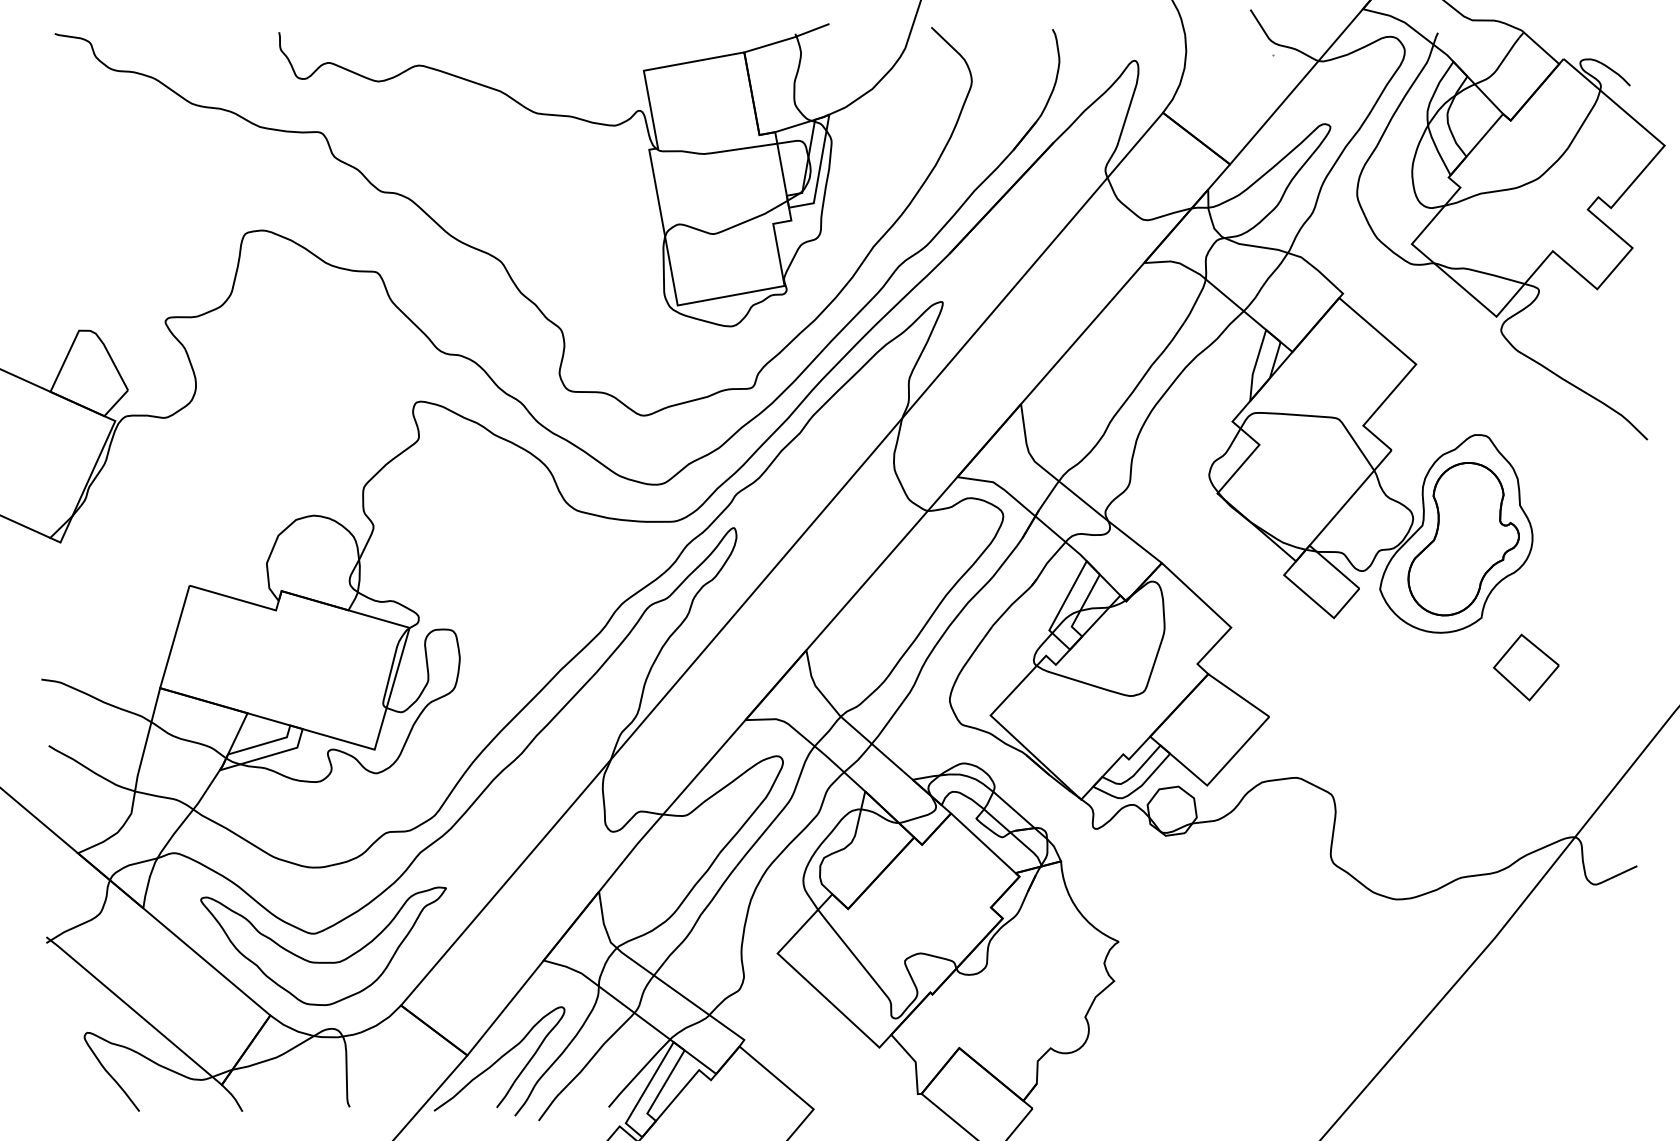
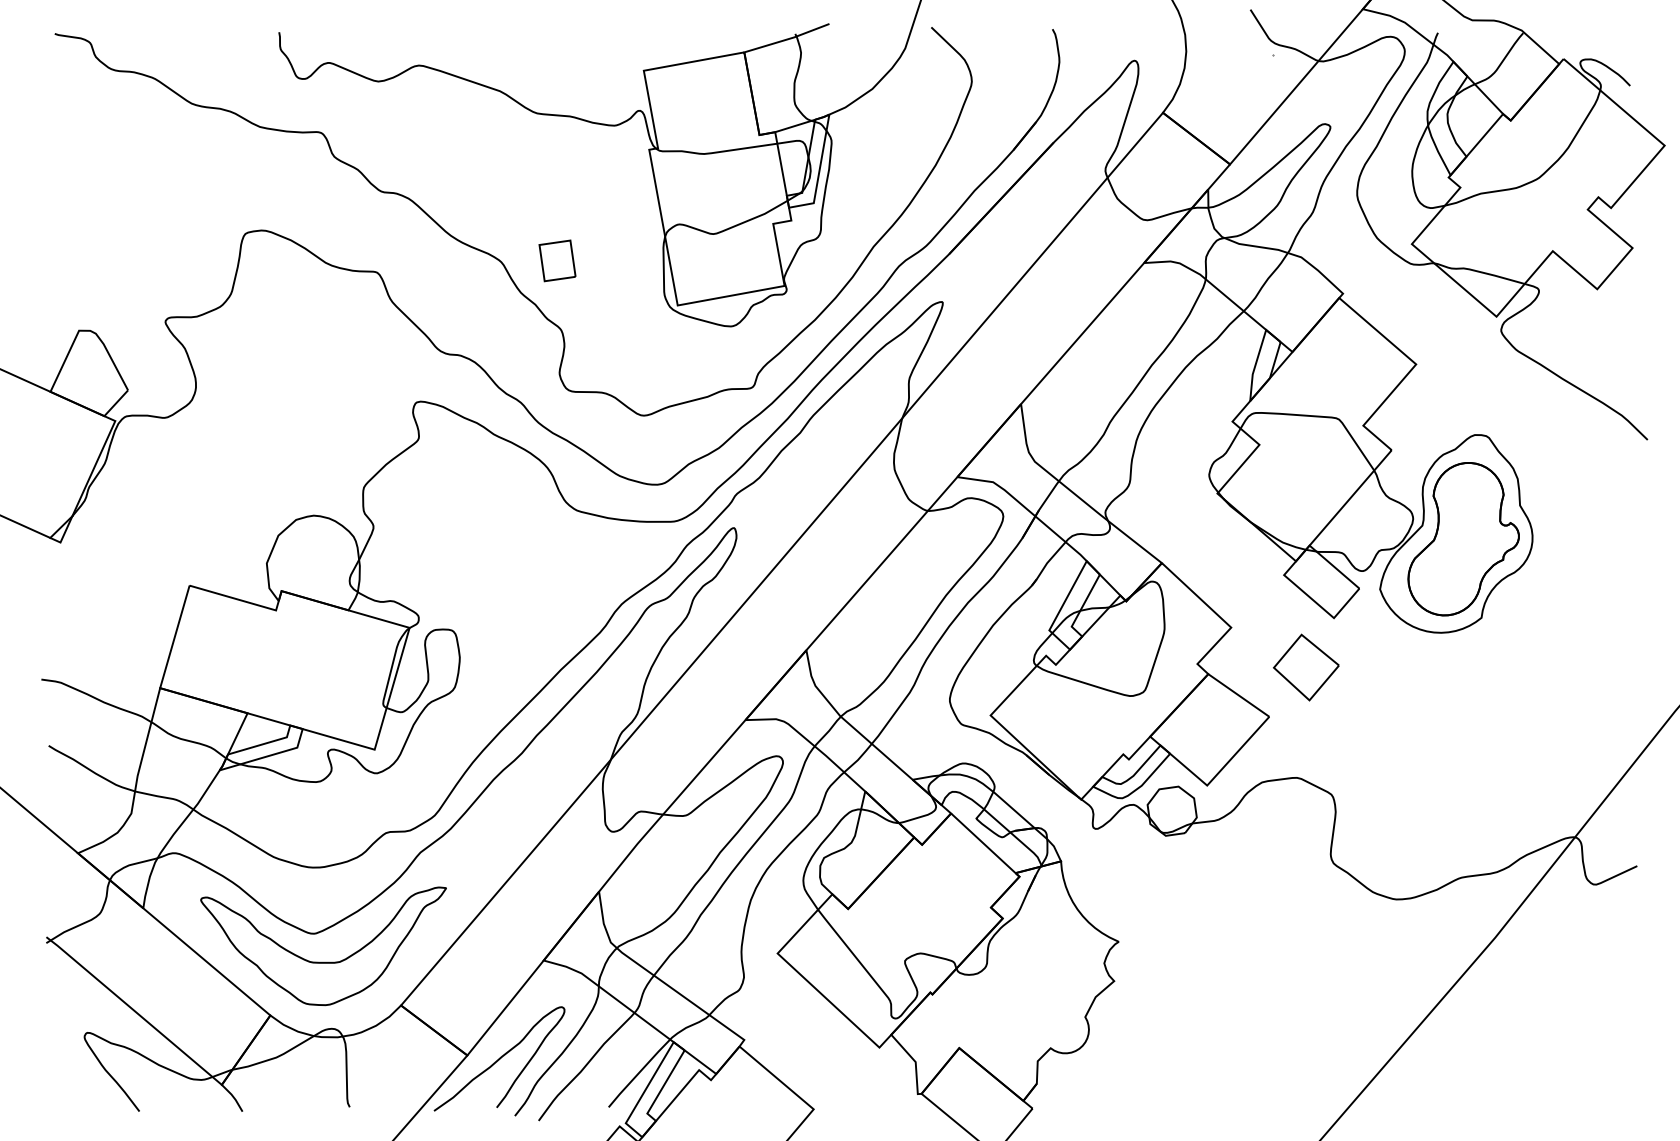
part: none -> present (557, 260)
part position: (1526, 667) -> (1306, 667) (1306, 667)
